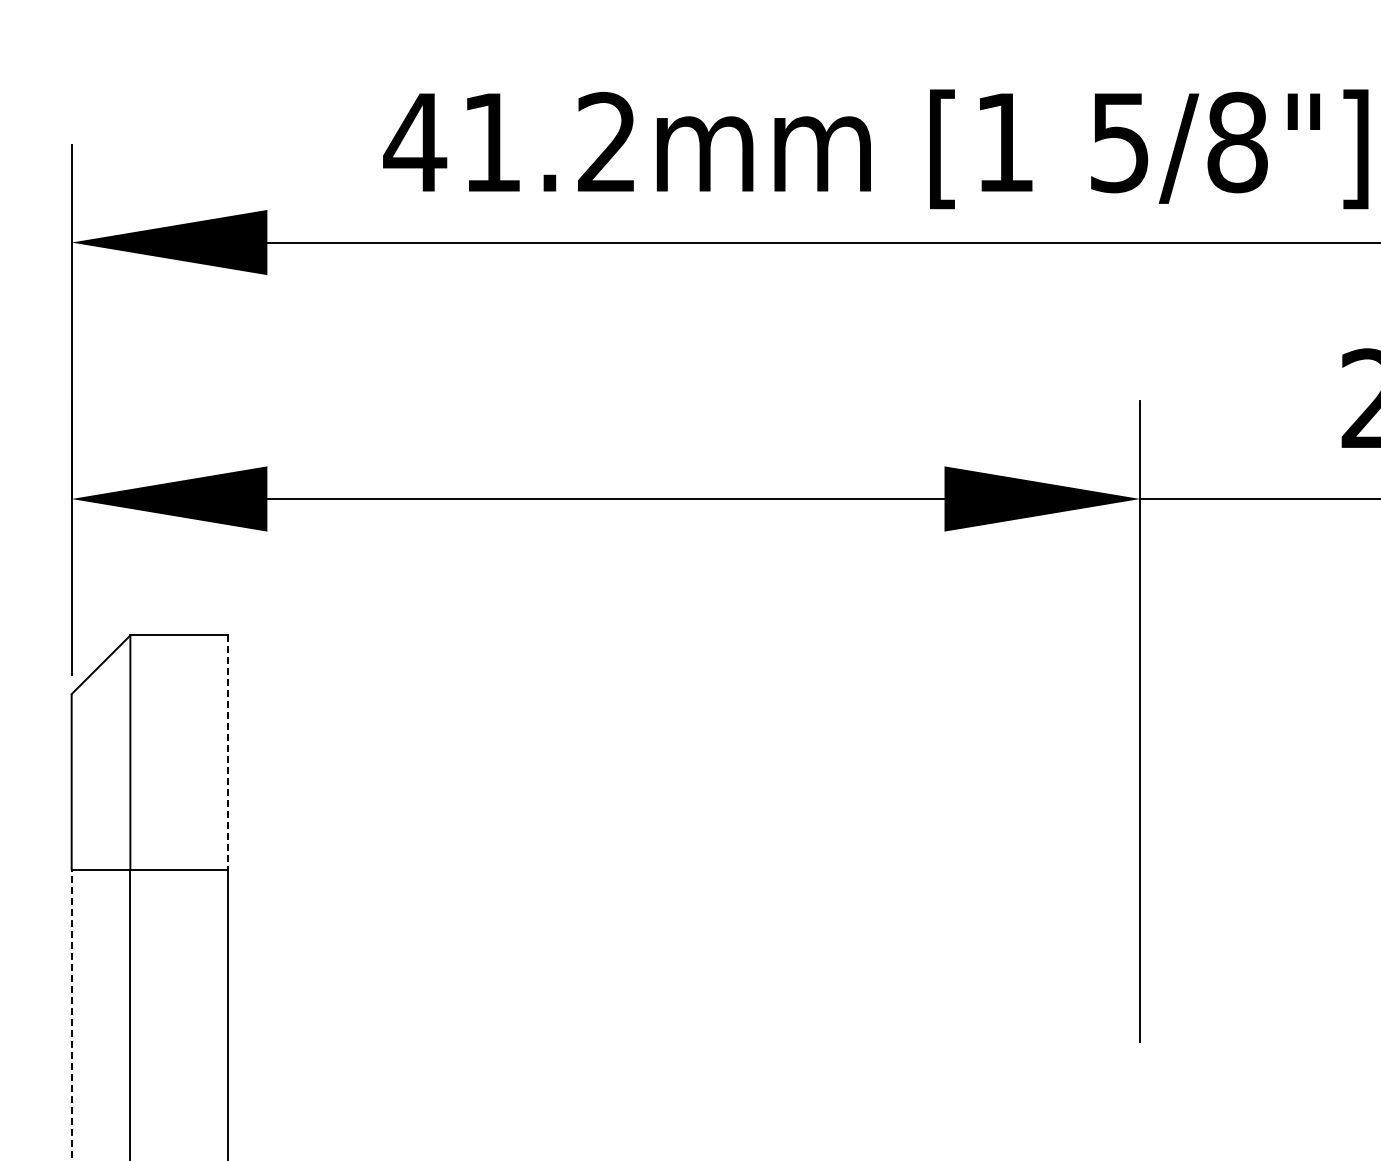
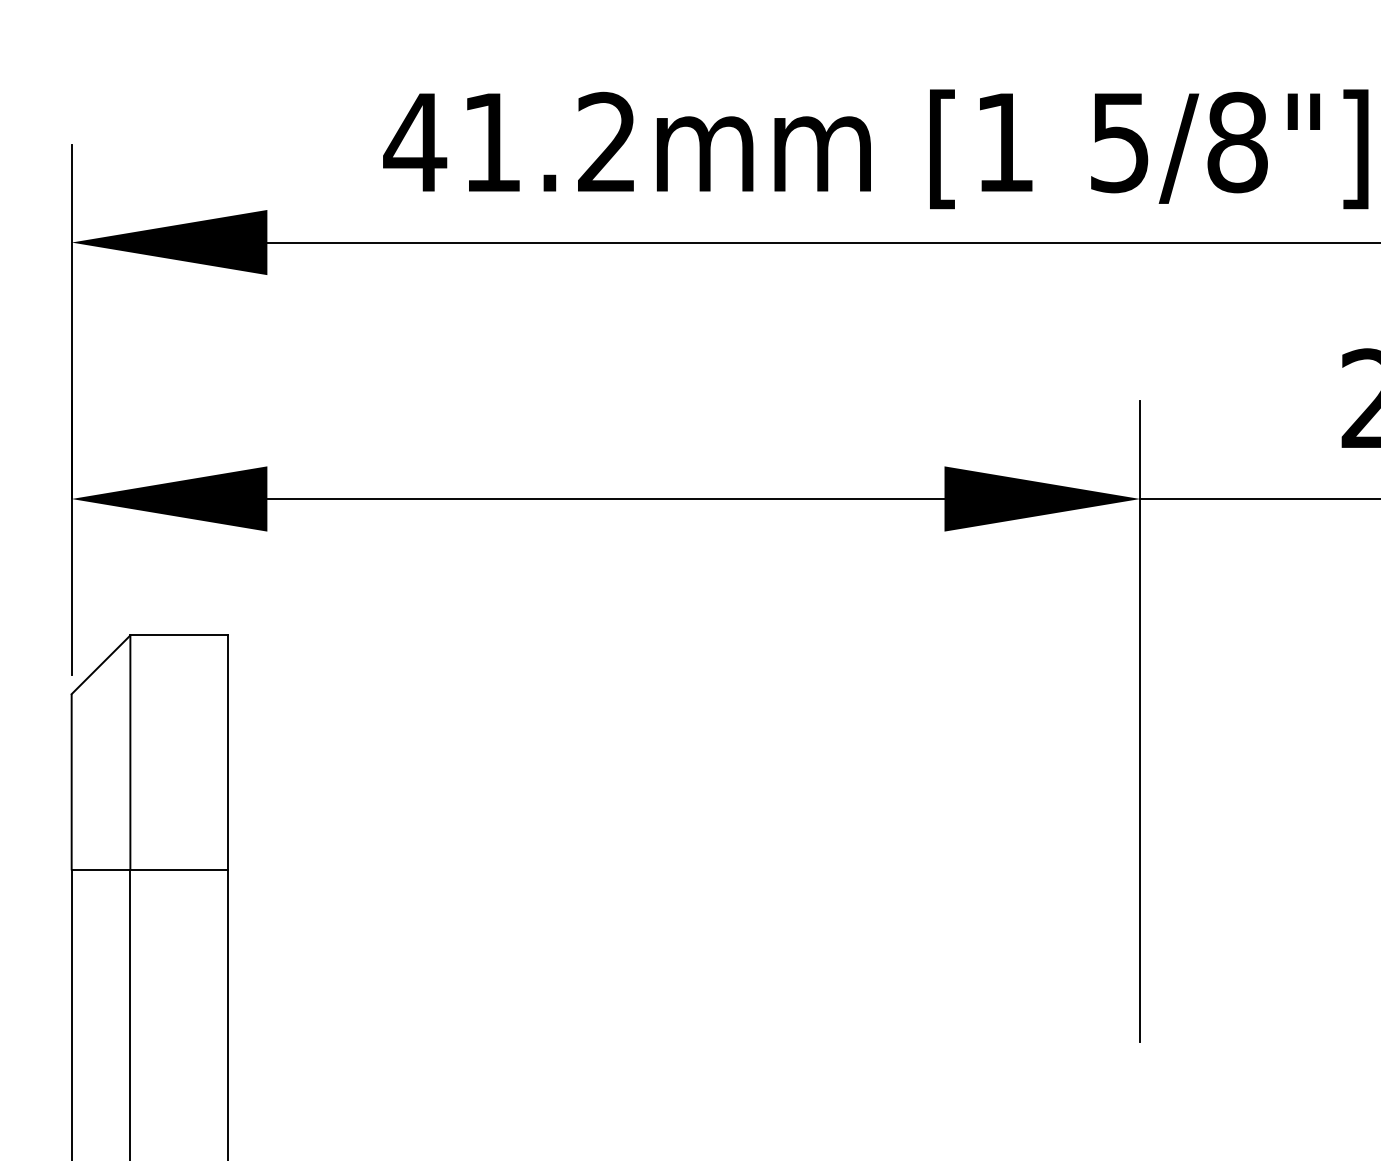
line: dashed -> solid (228, 753)
line: dashed -> solid (71, 1014)
